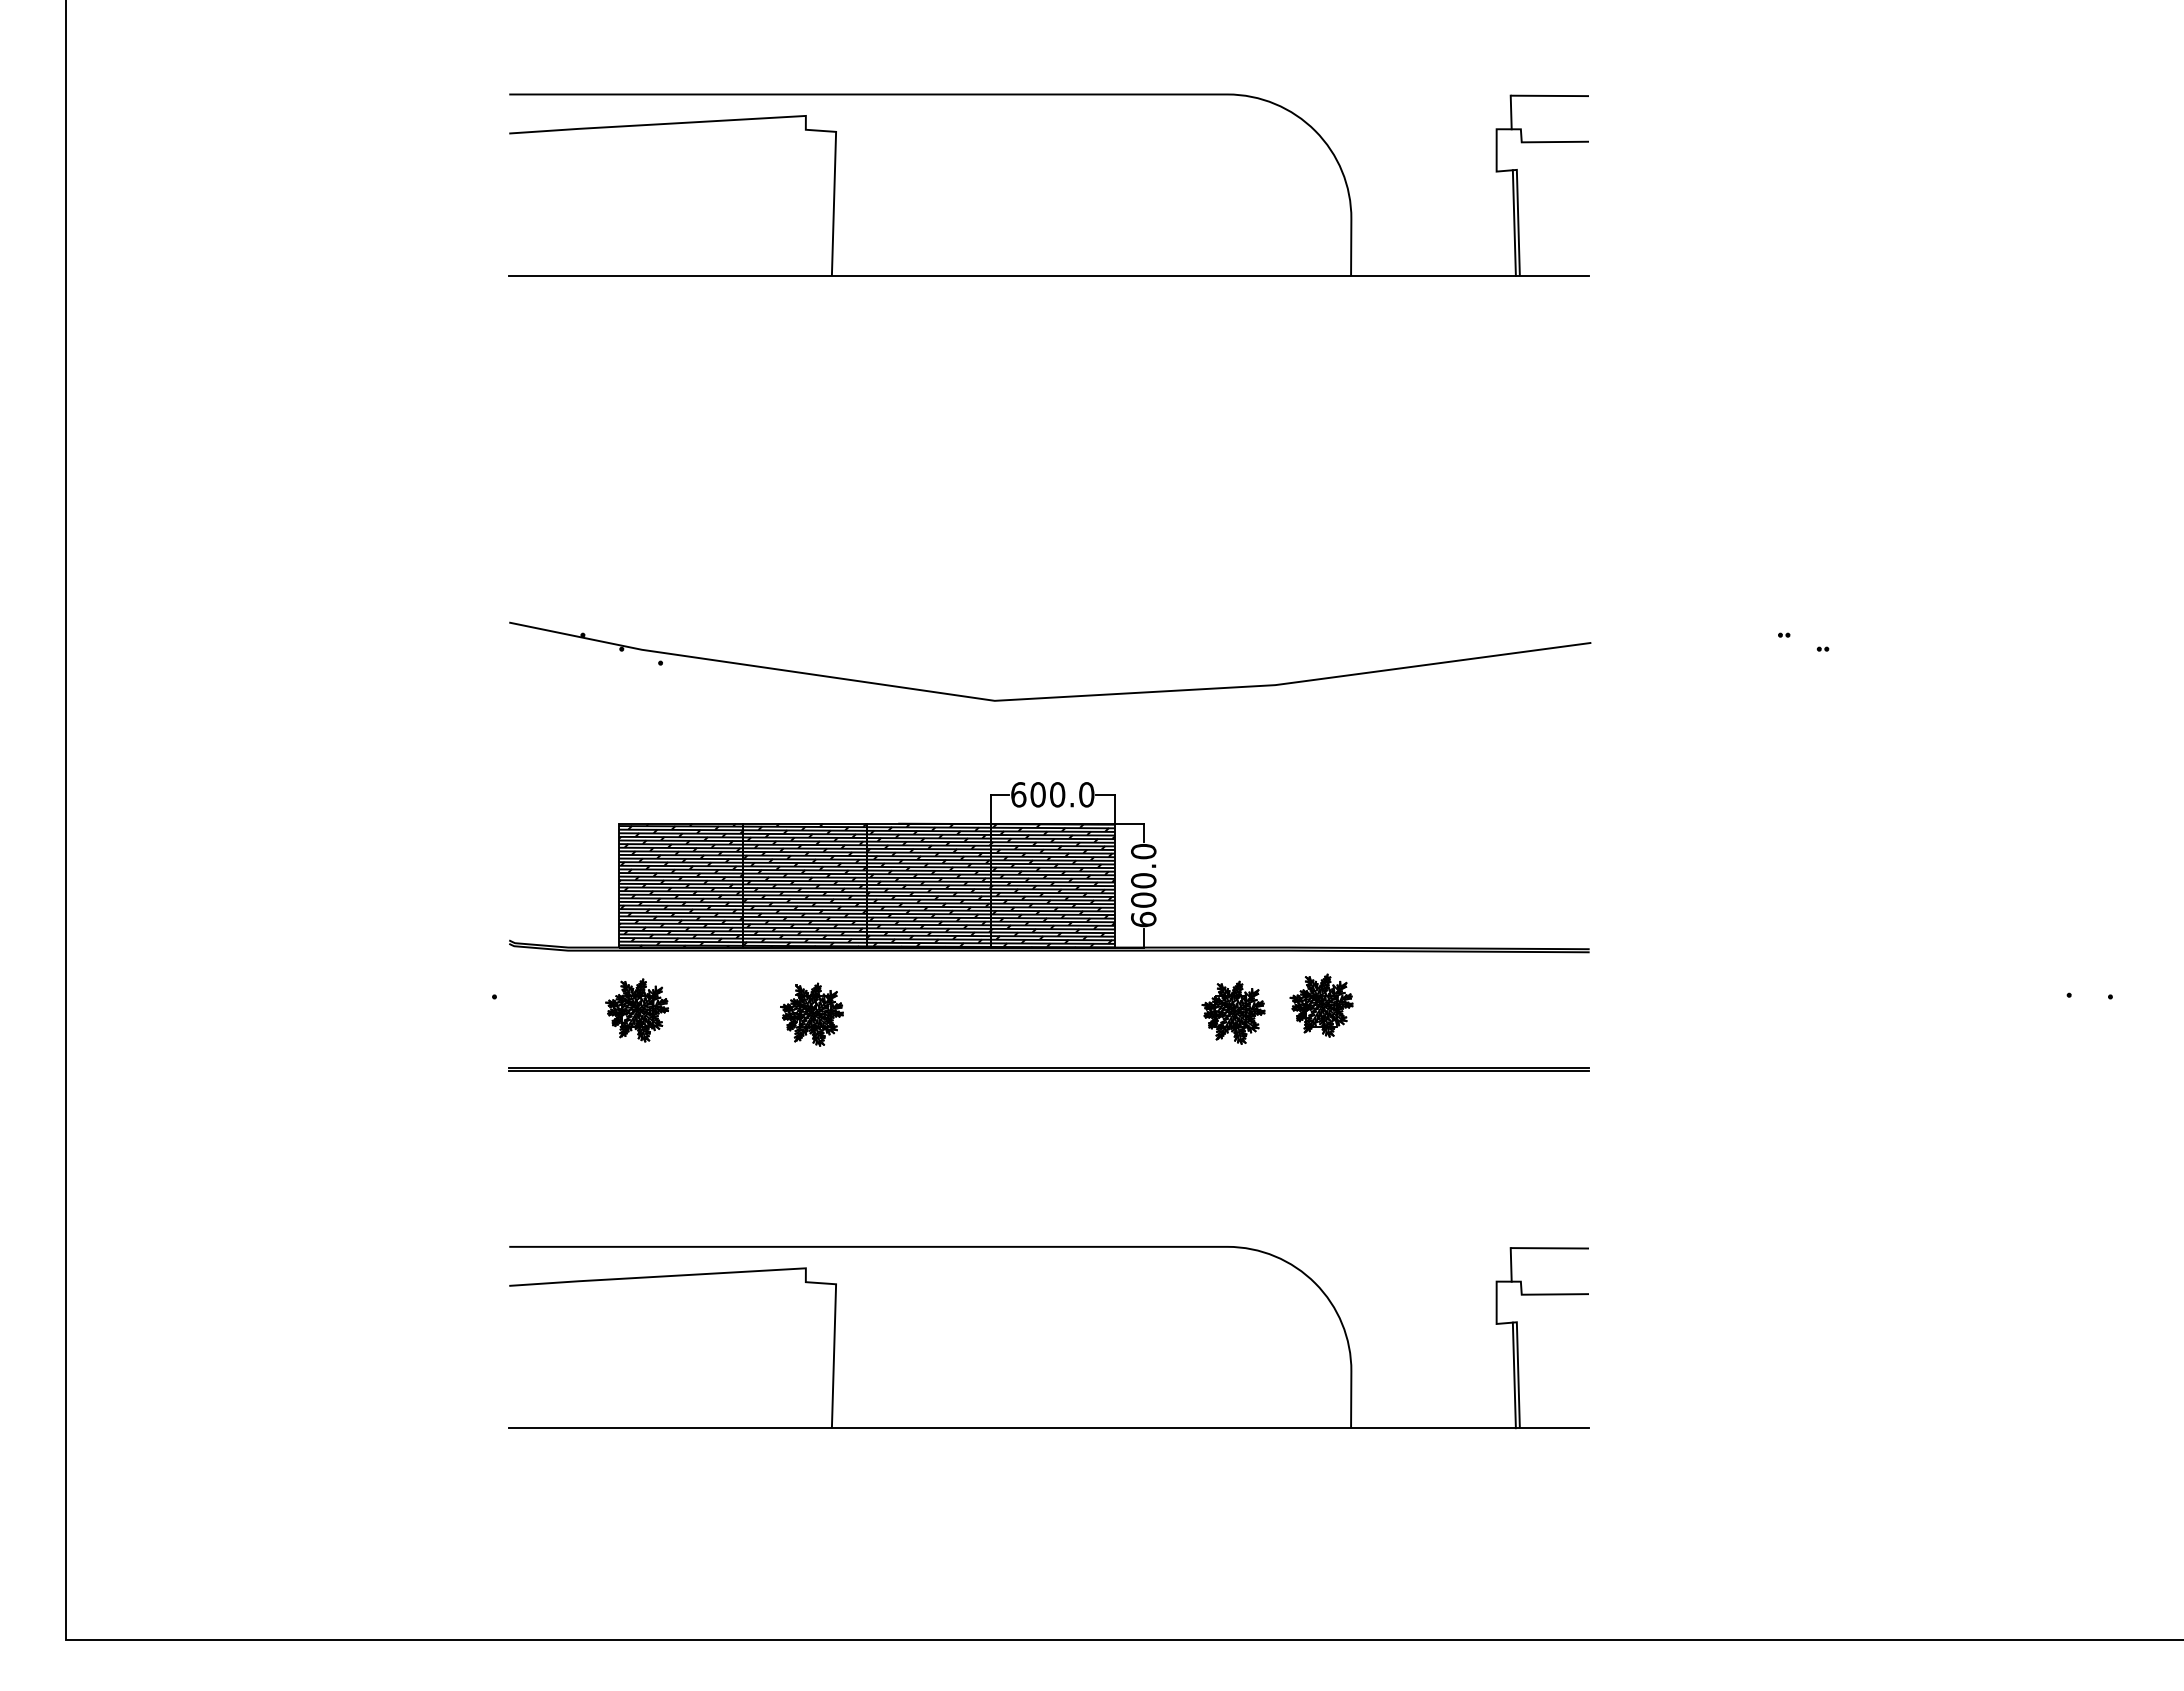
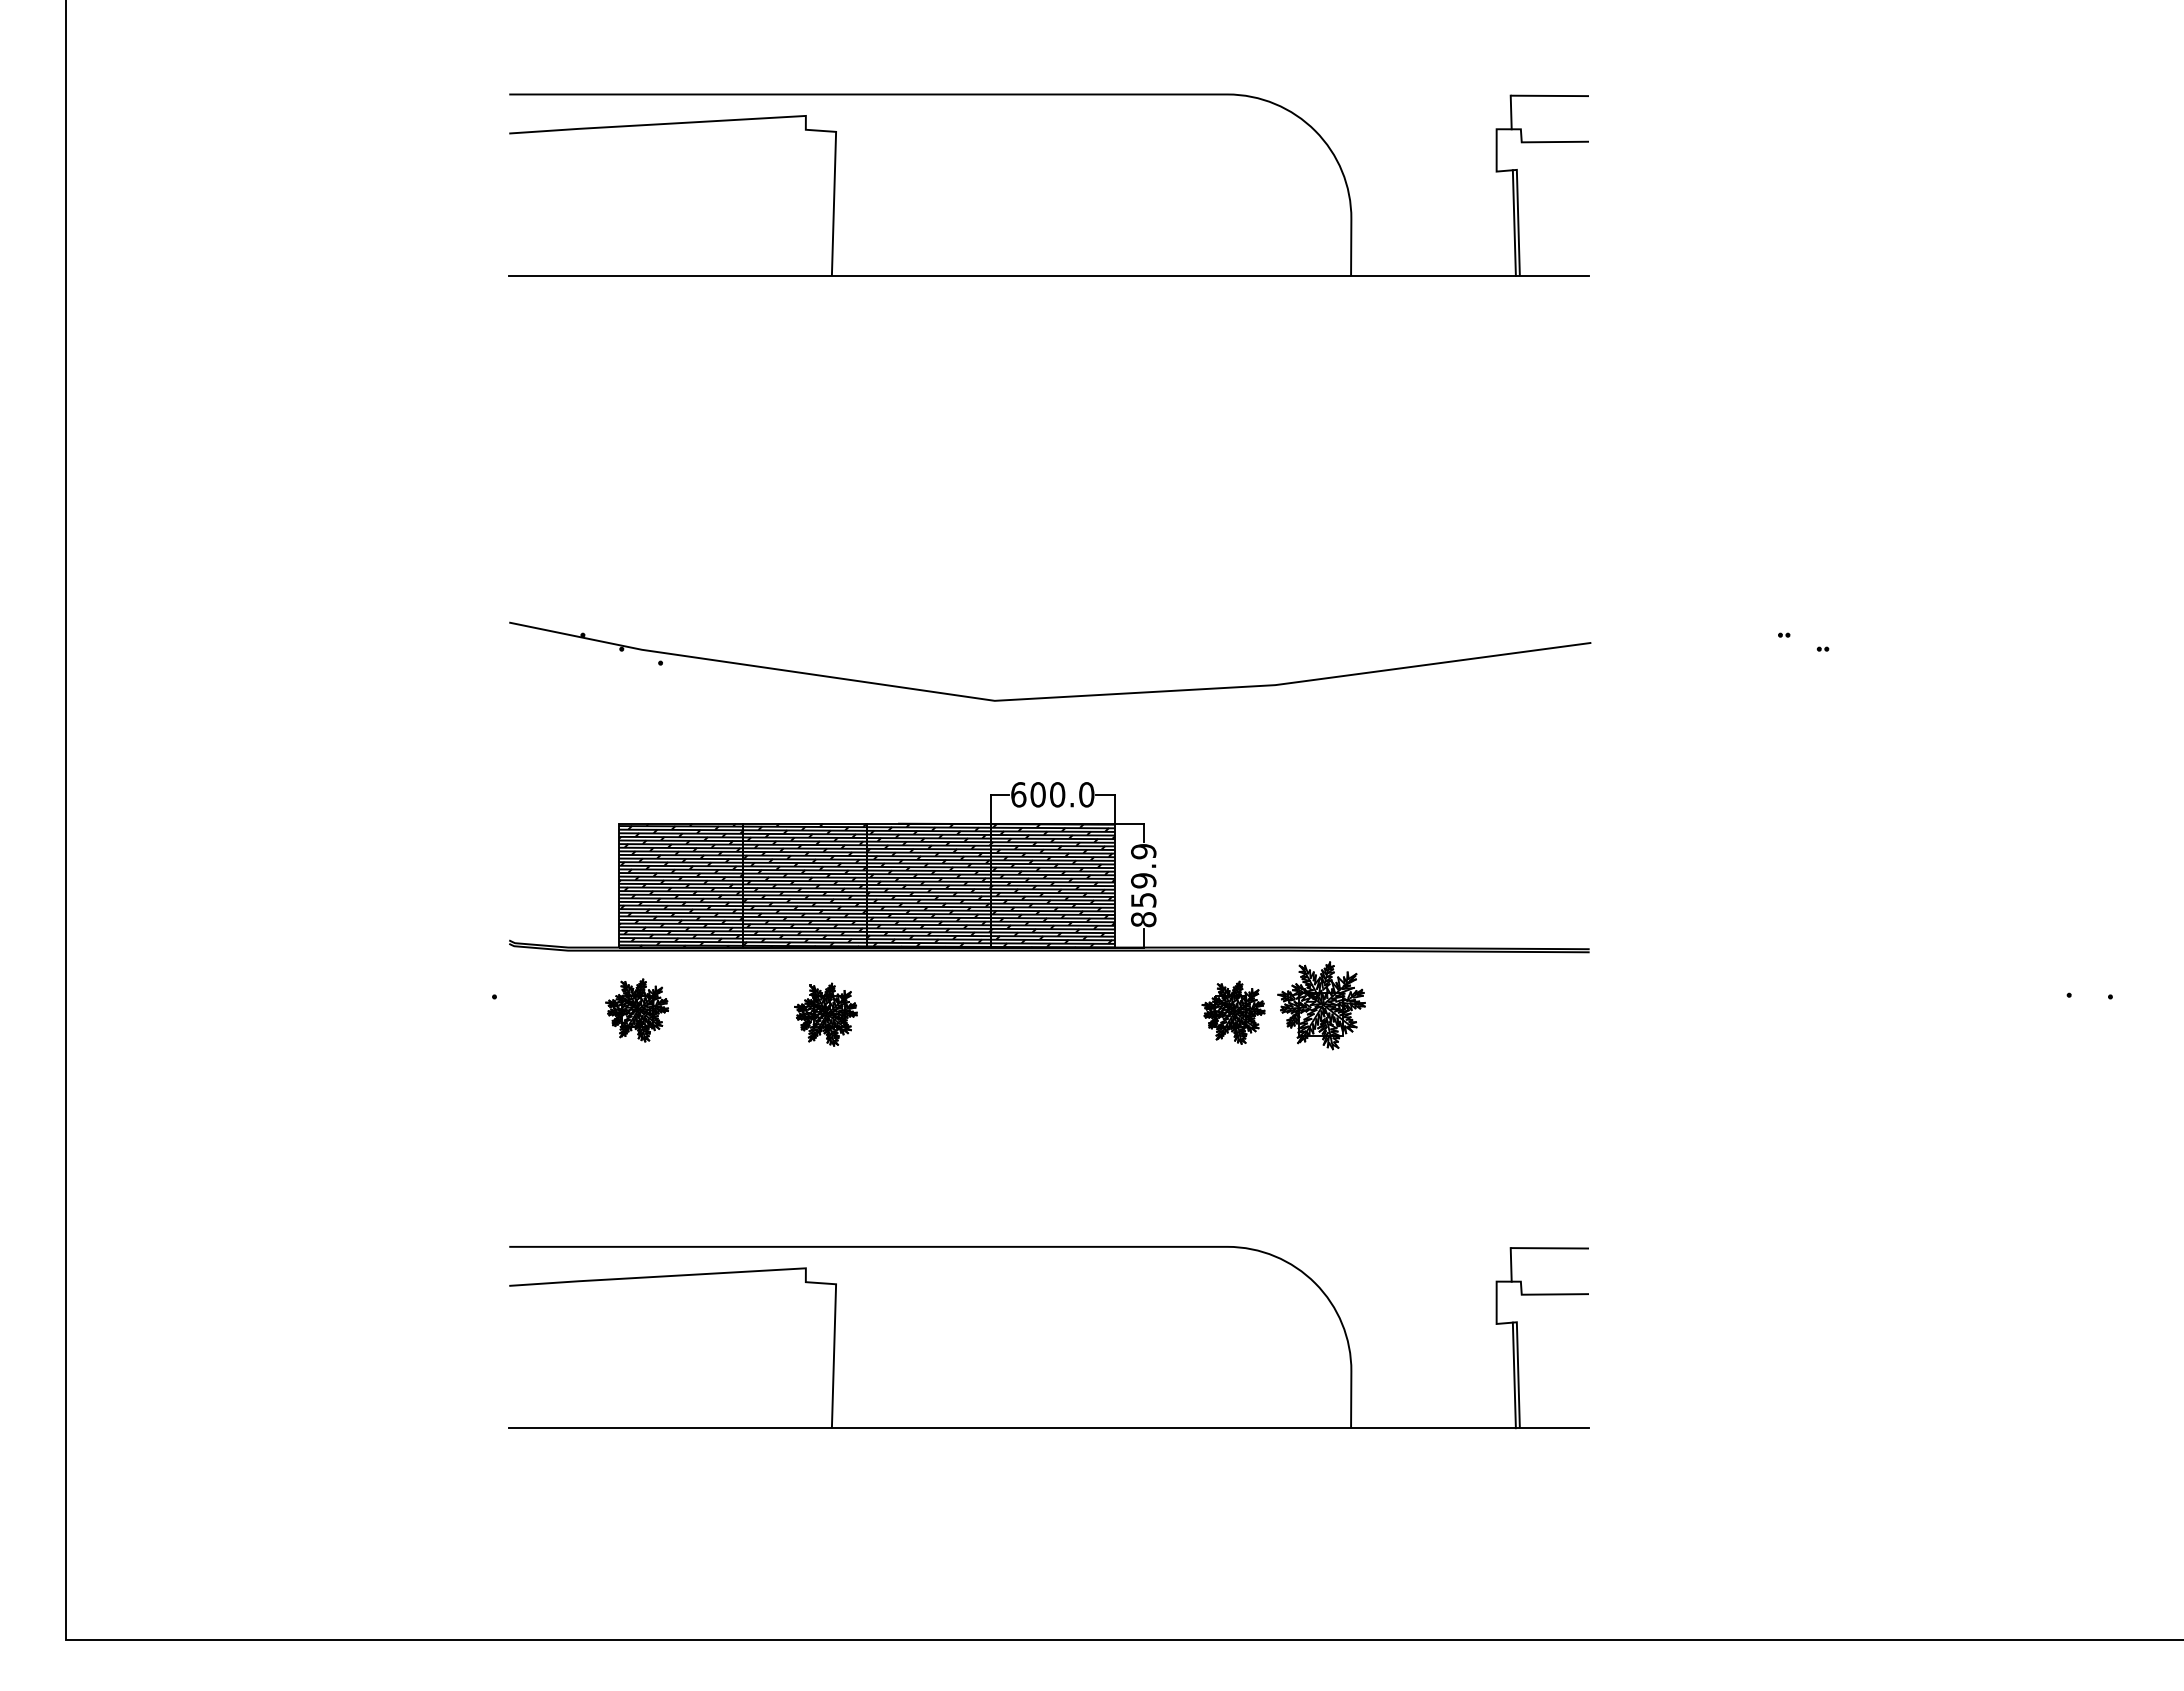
text: 600.0 -> 859.9 (1143, 885)
part size: 65x65 px -> 89x90 px (1321, 1005)
part position: (811, 1014) -> (825, 1014) (825, 1014)
line: present -> none (1048, 1068)
